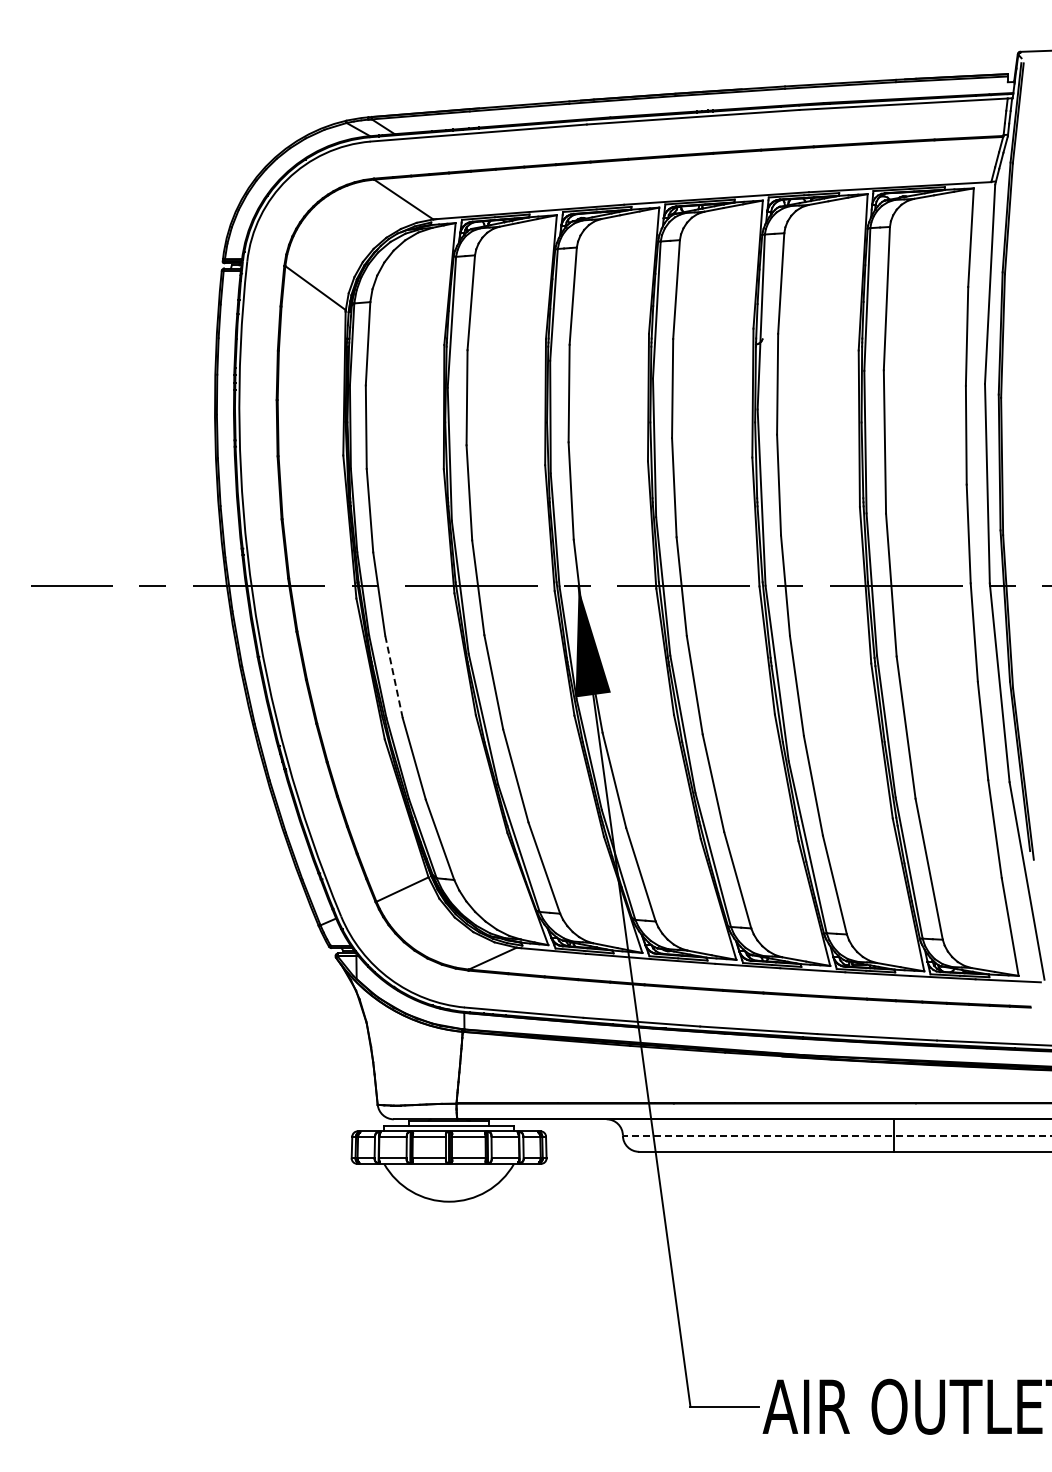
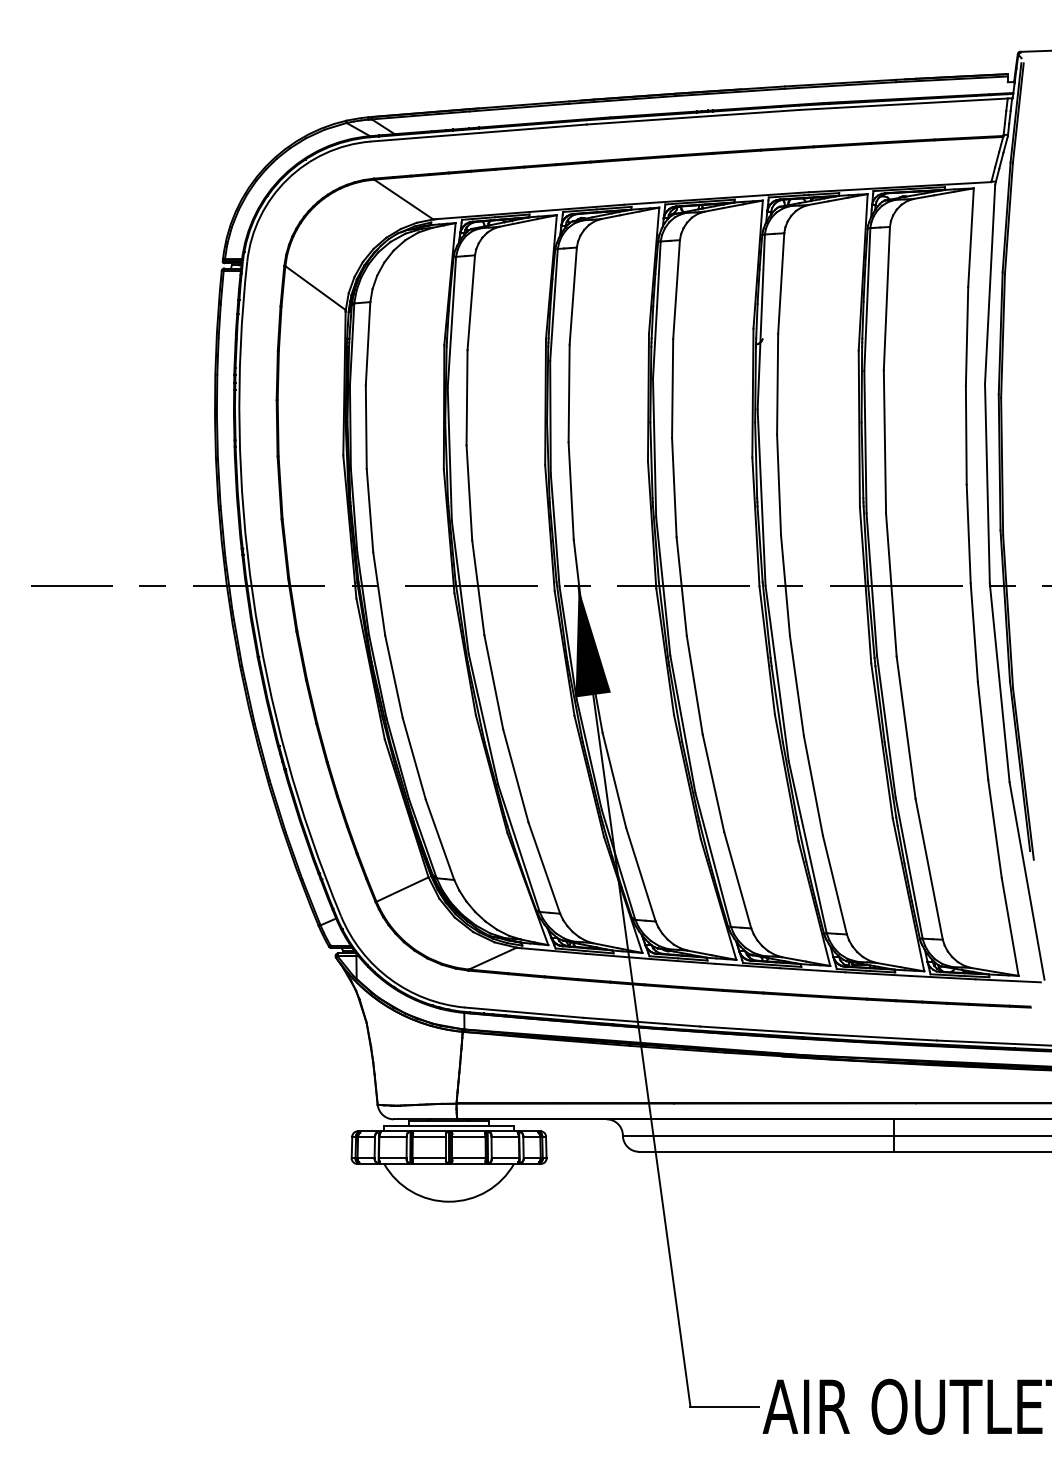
line: dashed -> solid (393, 676)
line: dashed -> solid (836, 1135)
